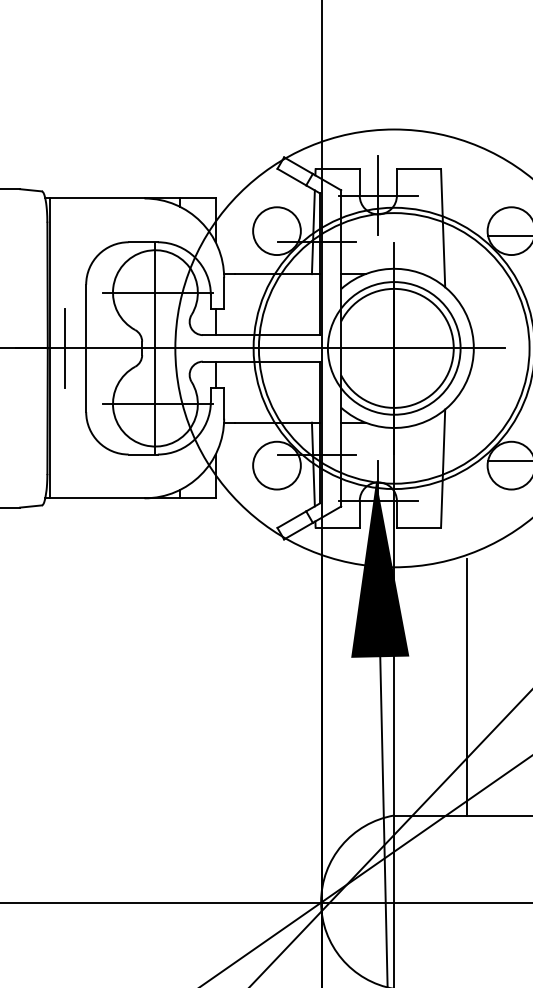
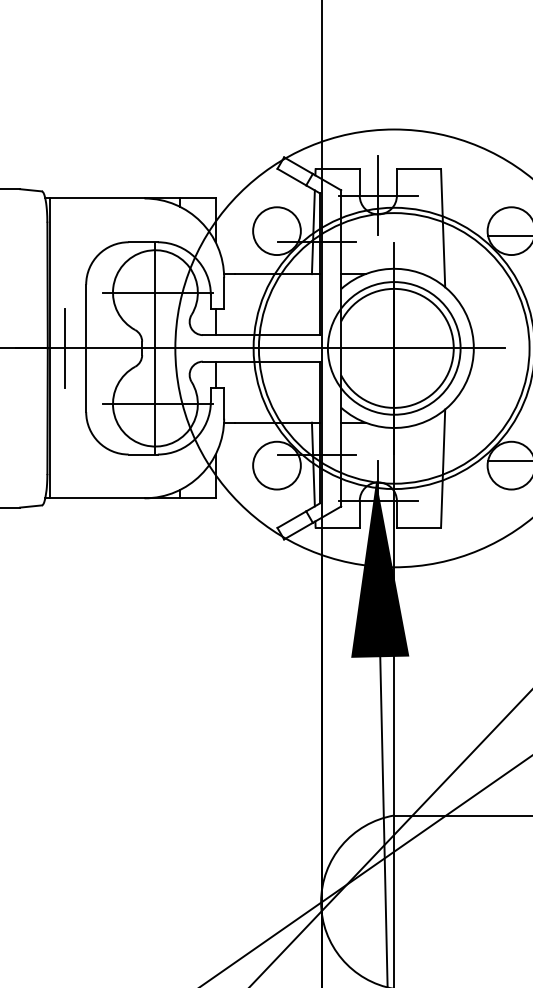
line: present -> none (466, 687)
line: present -> none (265, 902)
